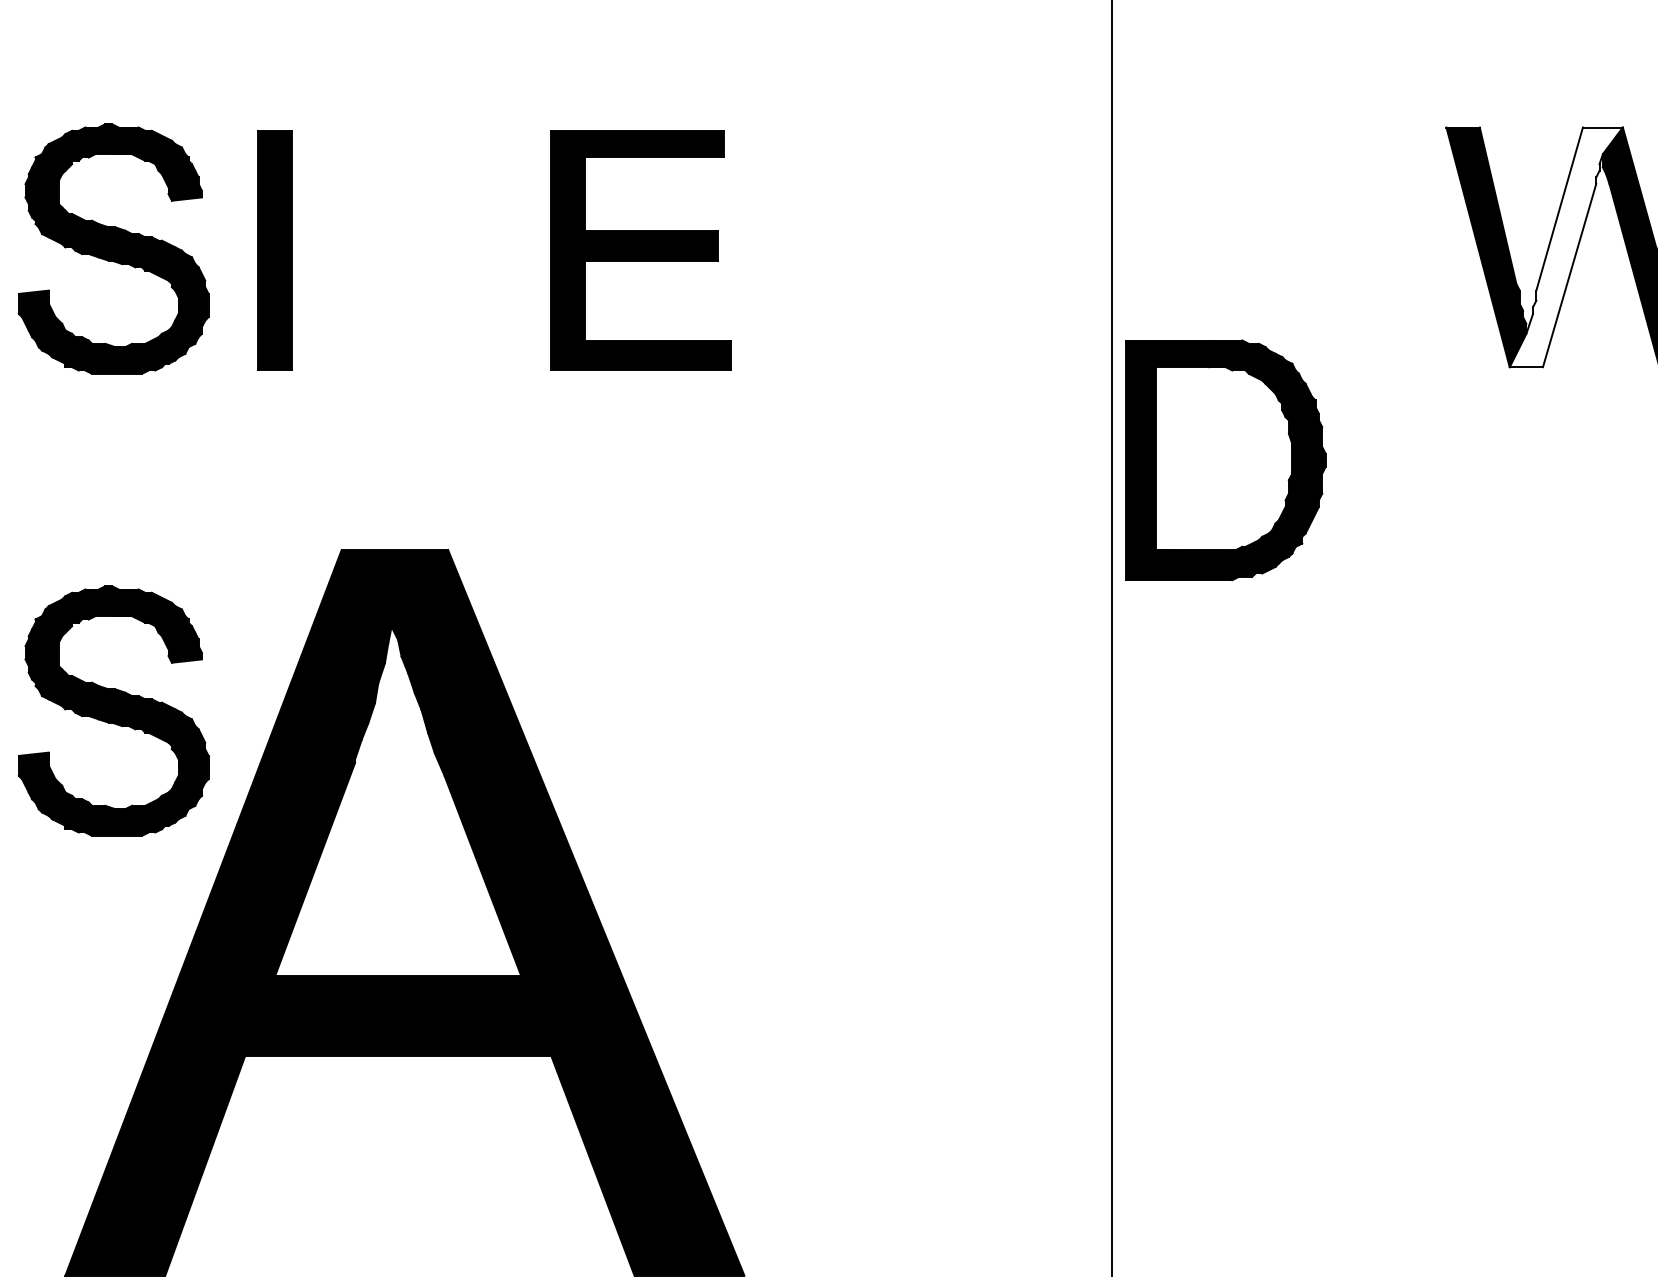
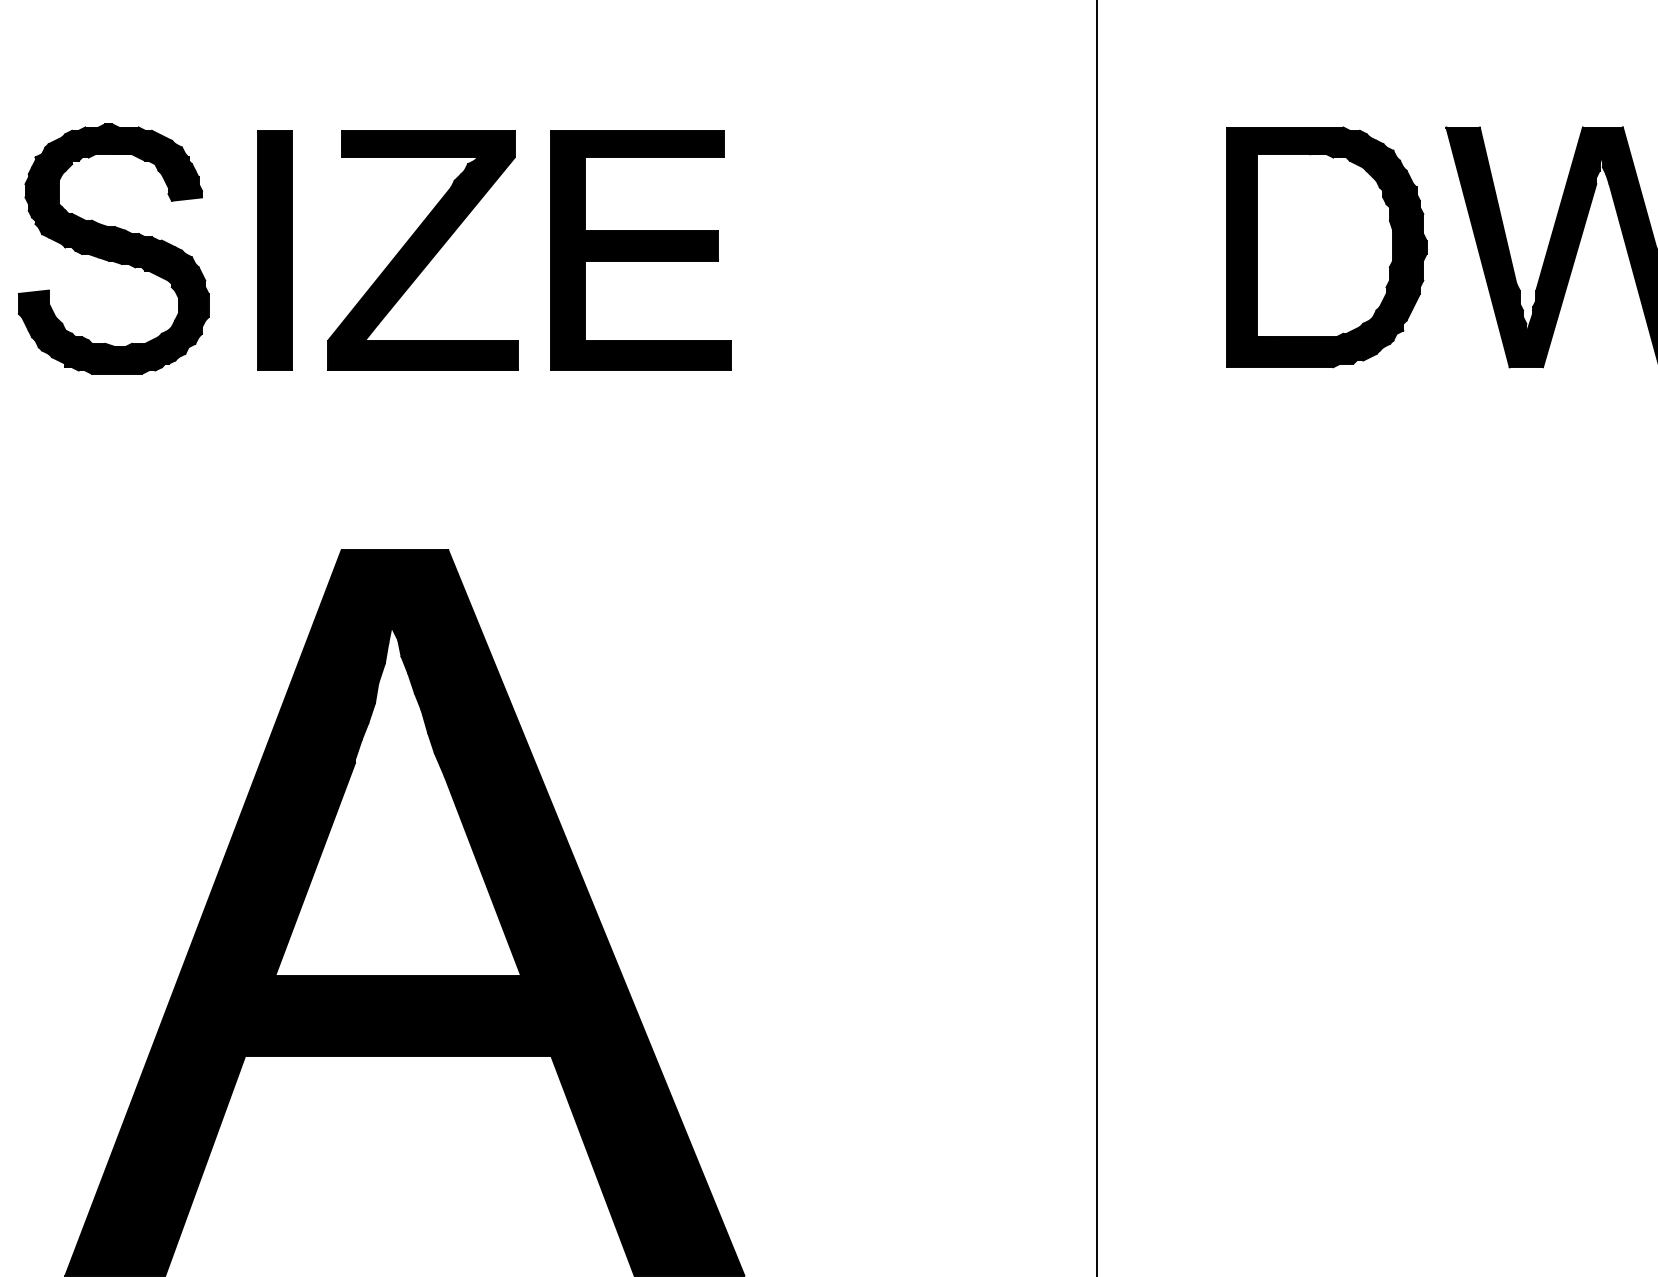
fill: none -> present (1565, 247)
part: none -> present (422, 250)
part position: (1225, 460) -> (1326, 247) (1326, 247)
line position: (1112, 637) -> (1097, 637) (1097, 637)
part: present -> none (113, 710)
